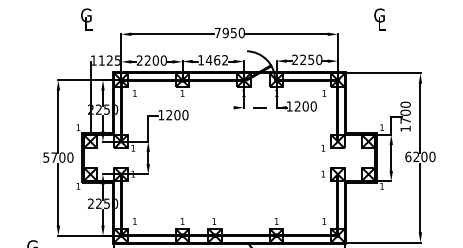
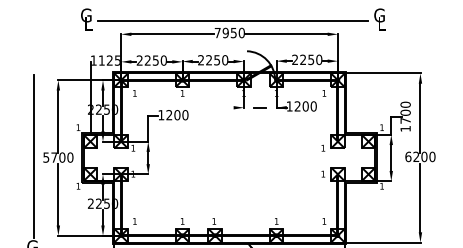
line: none -> present (233, 21)
text: 2200 -> 2250 (155, 60)
text: 1462 -> 2250 (213, 60)
line: none -> present (33, 155)
